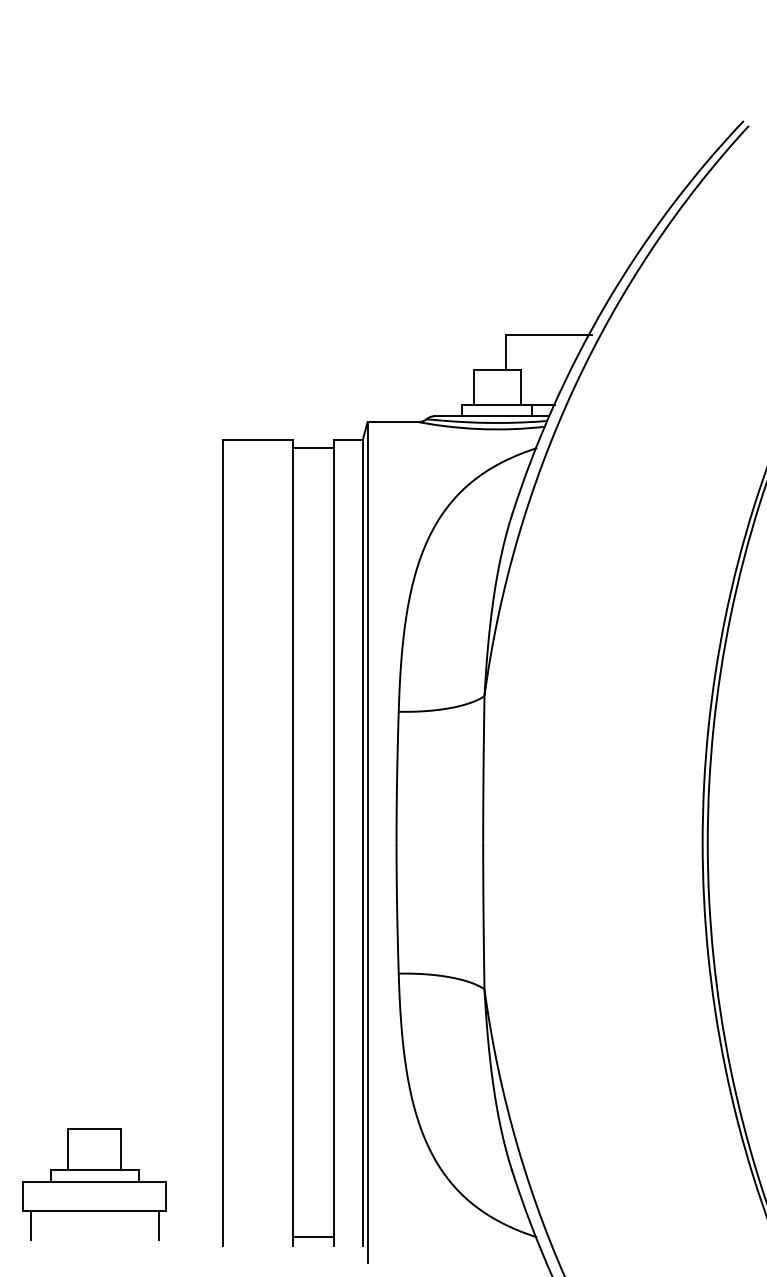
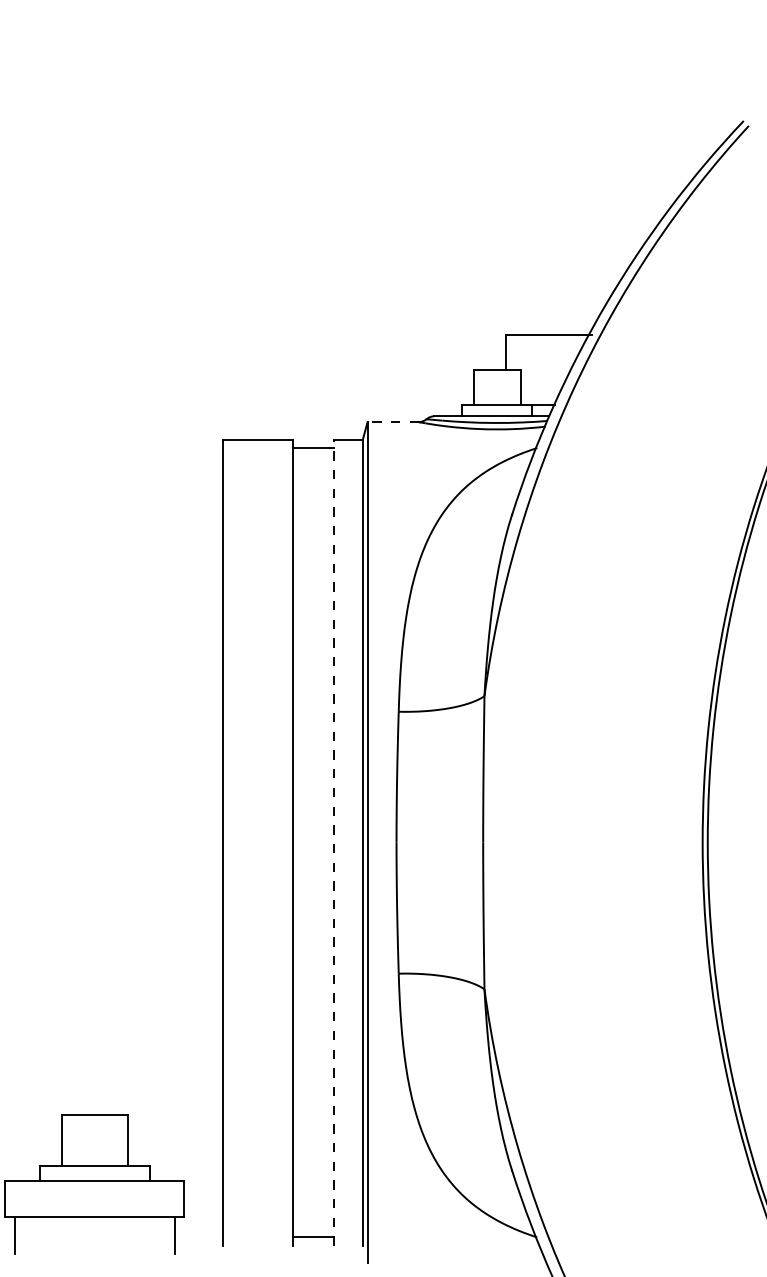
line: solid -> dashed (393, 422)
line: solid -> dashed (333, 842)
part size: 145x113 px -> 181x141 px (94, 1184)
